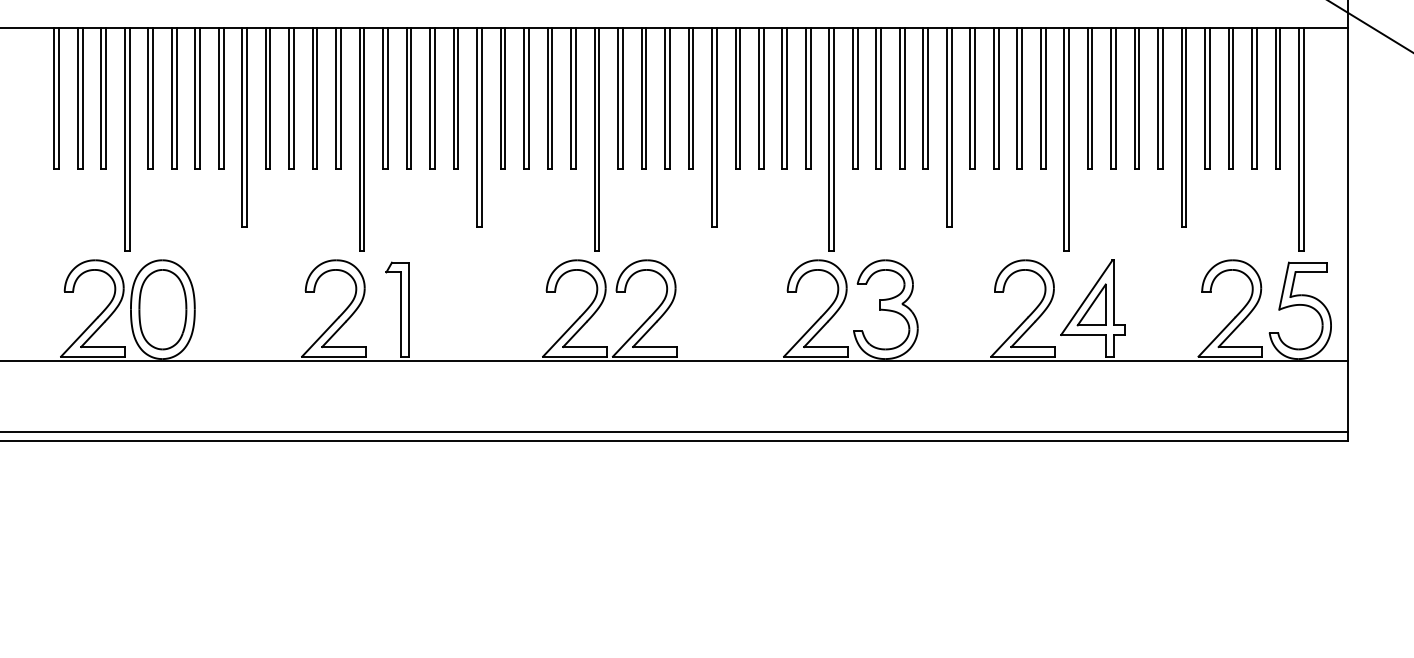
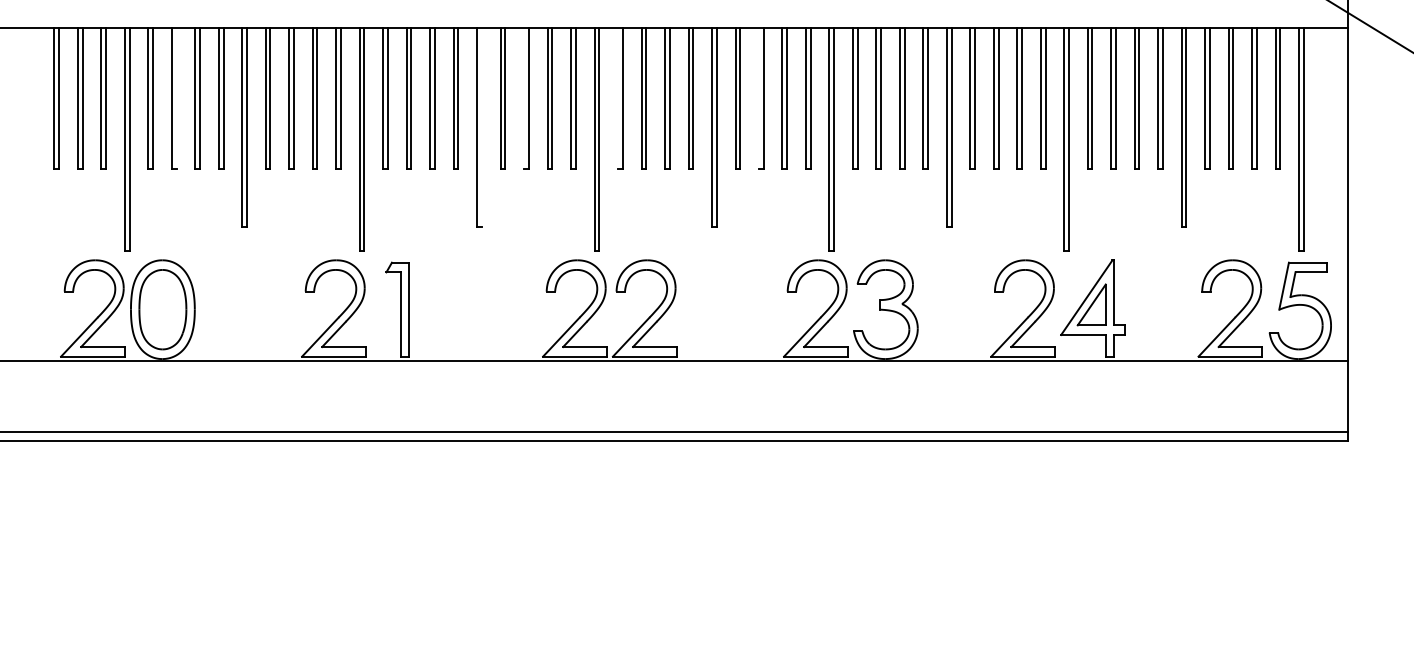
line: present -> none (176, 97)
line: present -> none (524, 97)
line: present -> none (618, 97)
line: present -> none (758, 97)
line: present -> none (481, 127)
